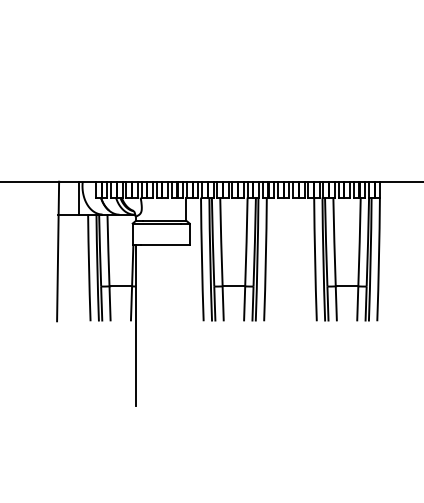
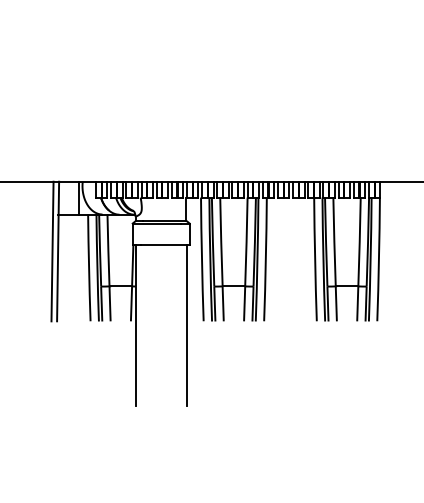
line: none -> present (52, 251)
line: none -> present (186, 324)
